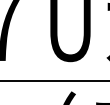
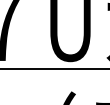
line position: (54, 80) -> (54, 68) (54, 68)
